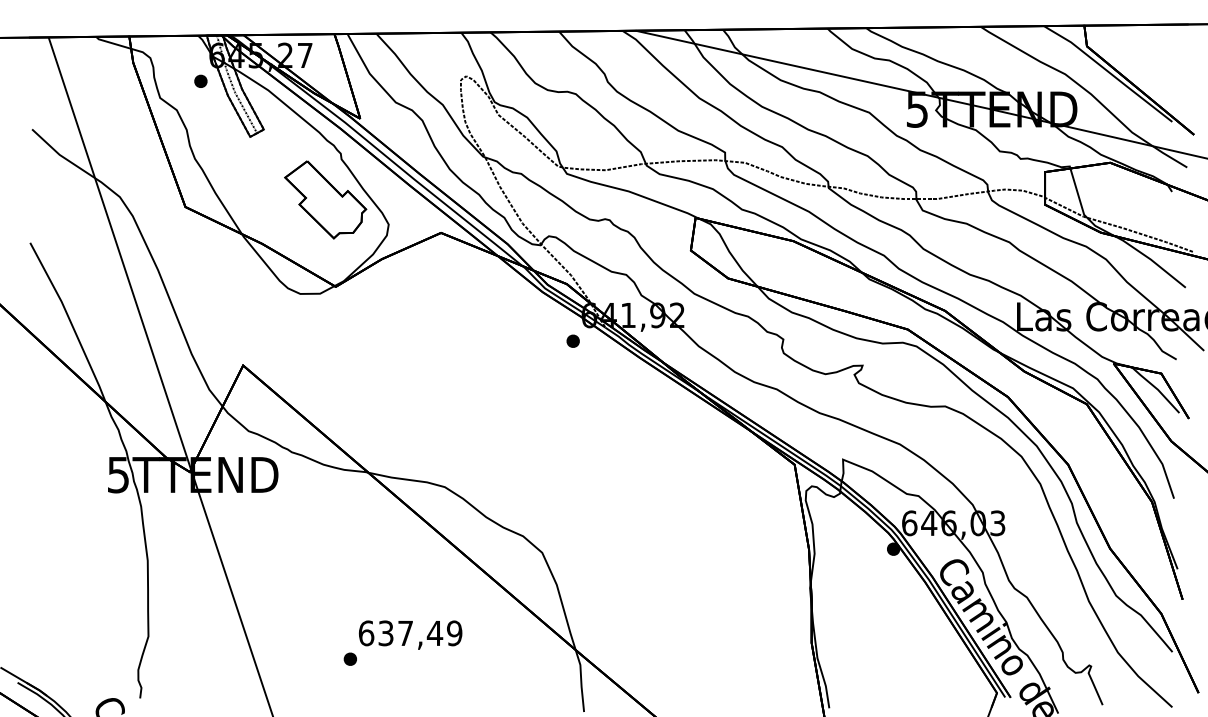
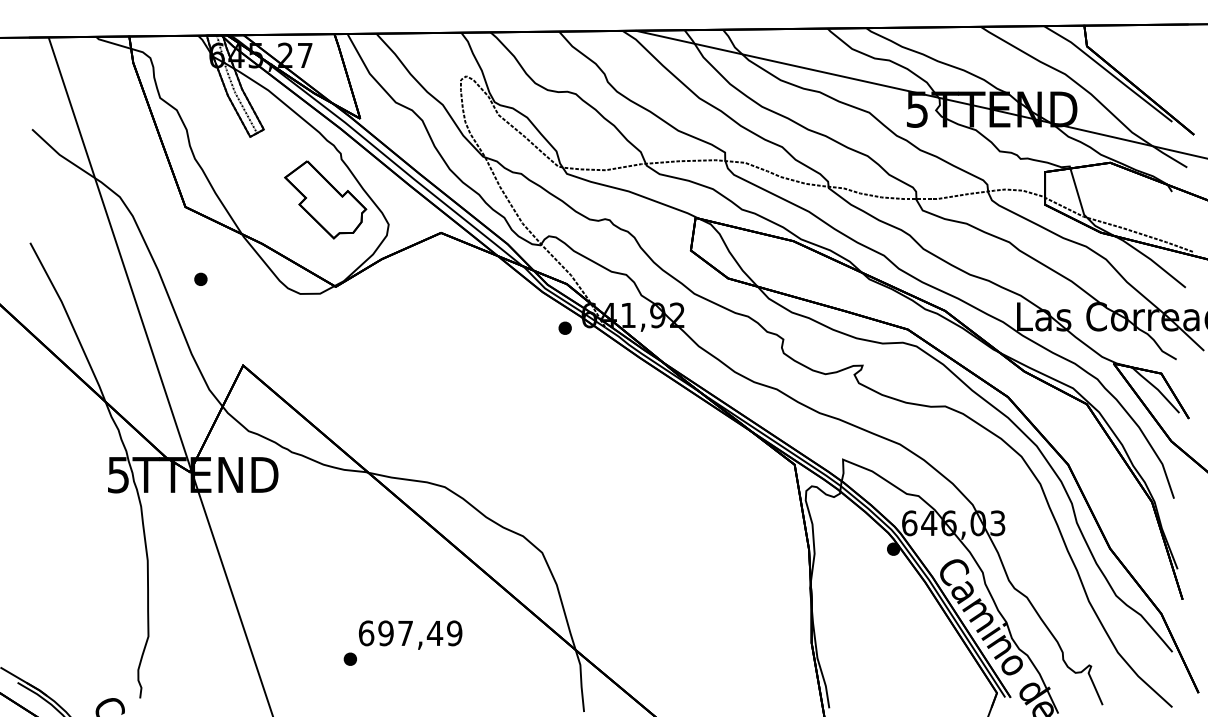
part position: (200, 80) -> (200, 278) (200, 278)
part position: (572, 340) -> (564, 327) (564, 327)
text: 637,49 -> 697,49 (385, 633)
